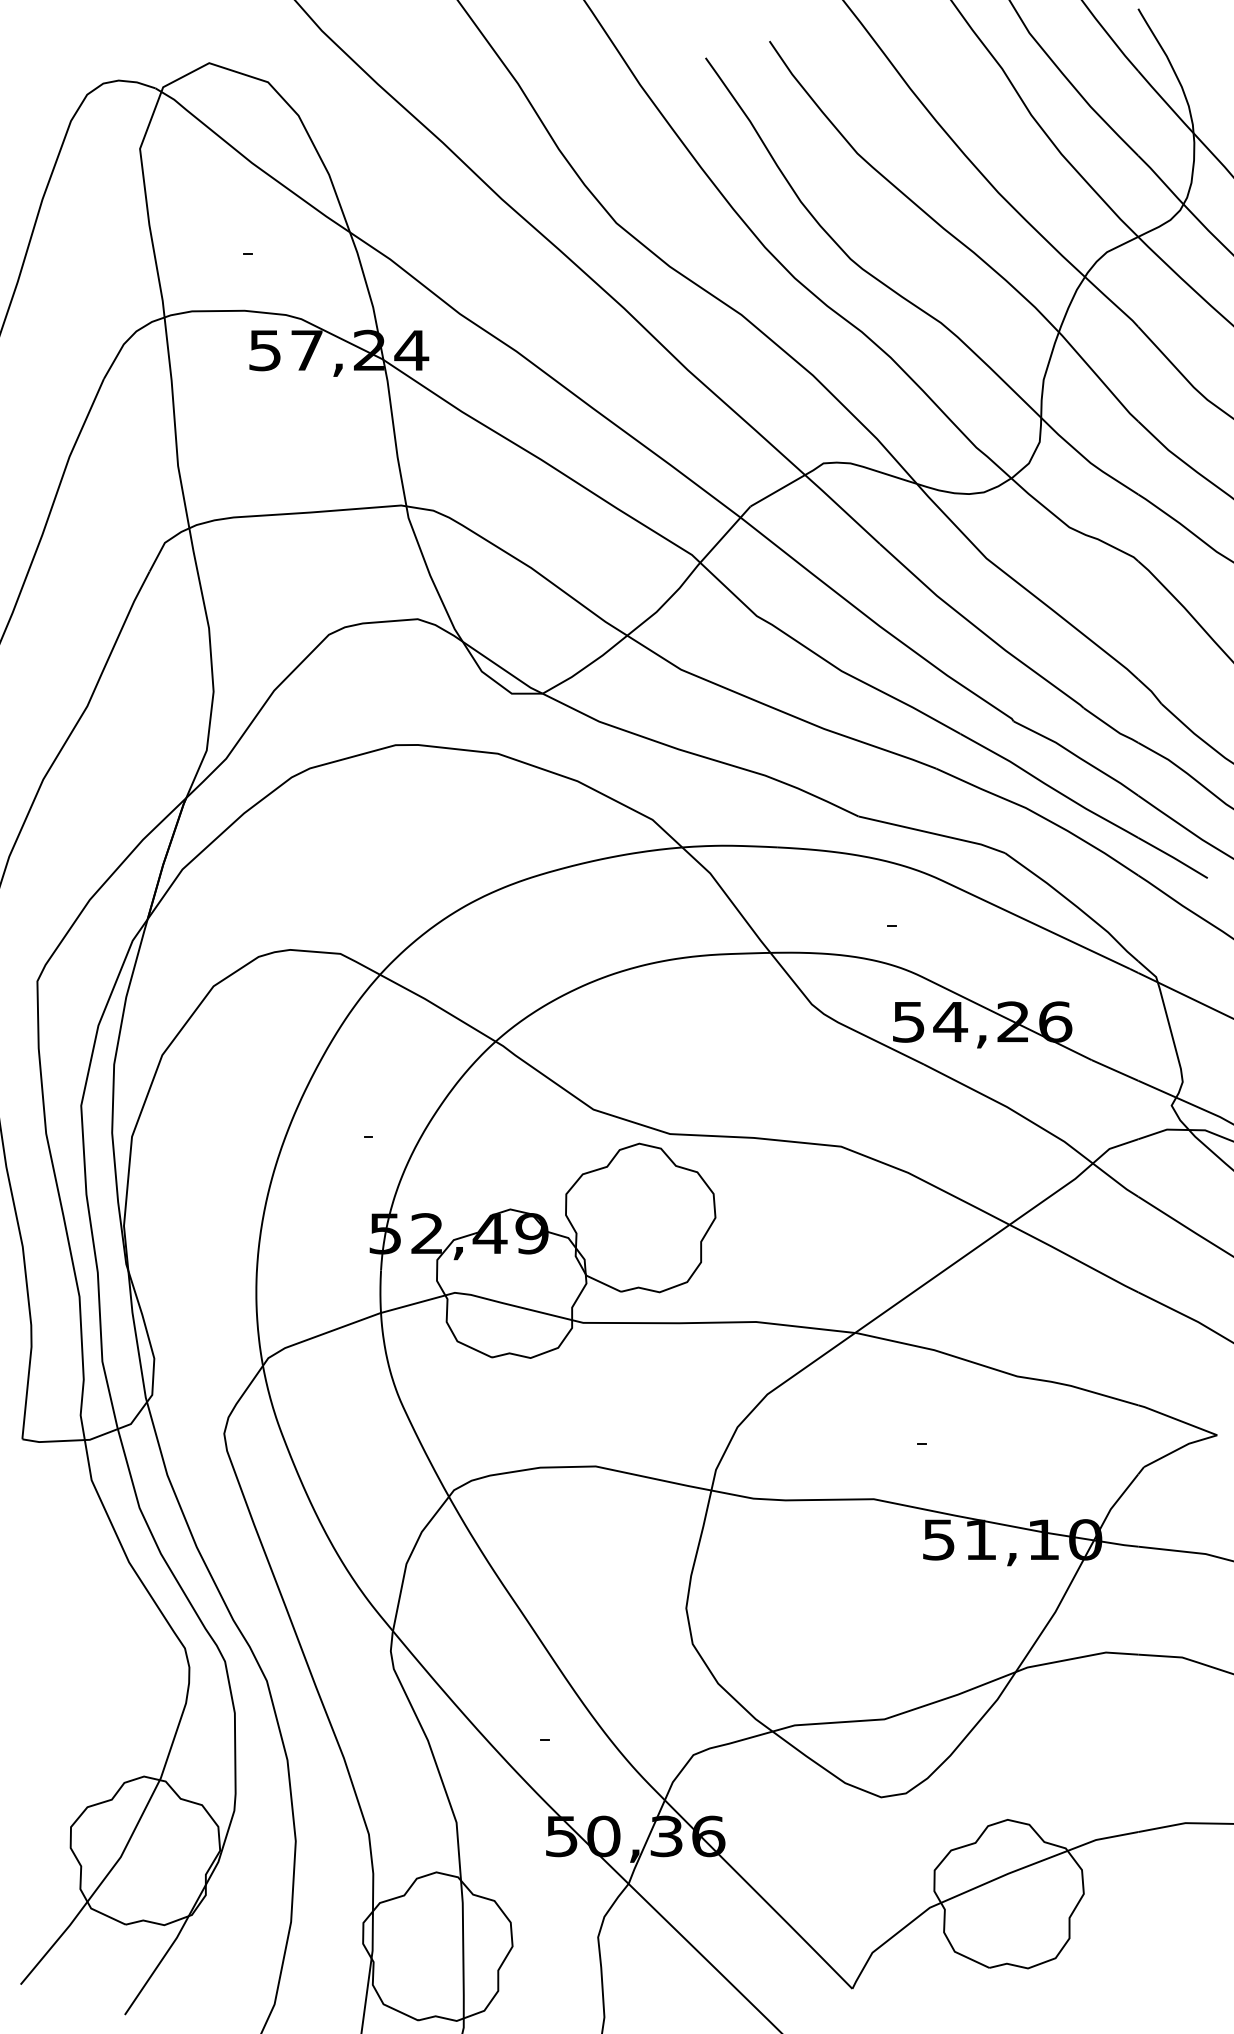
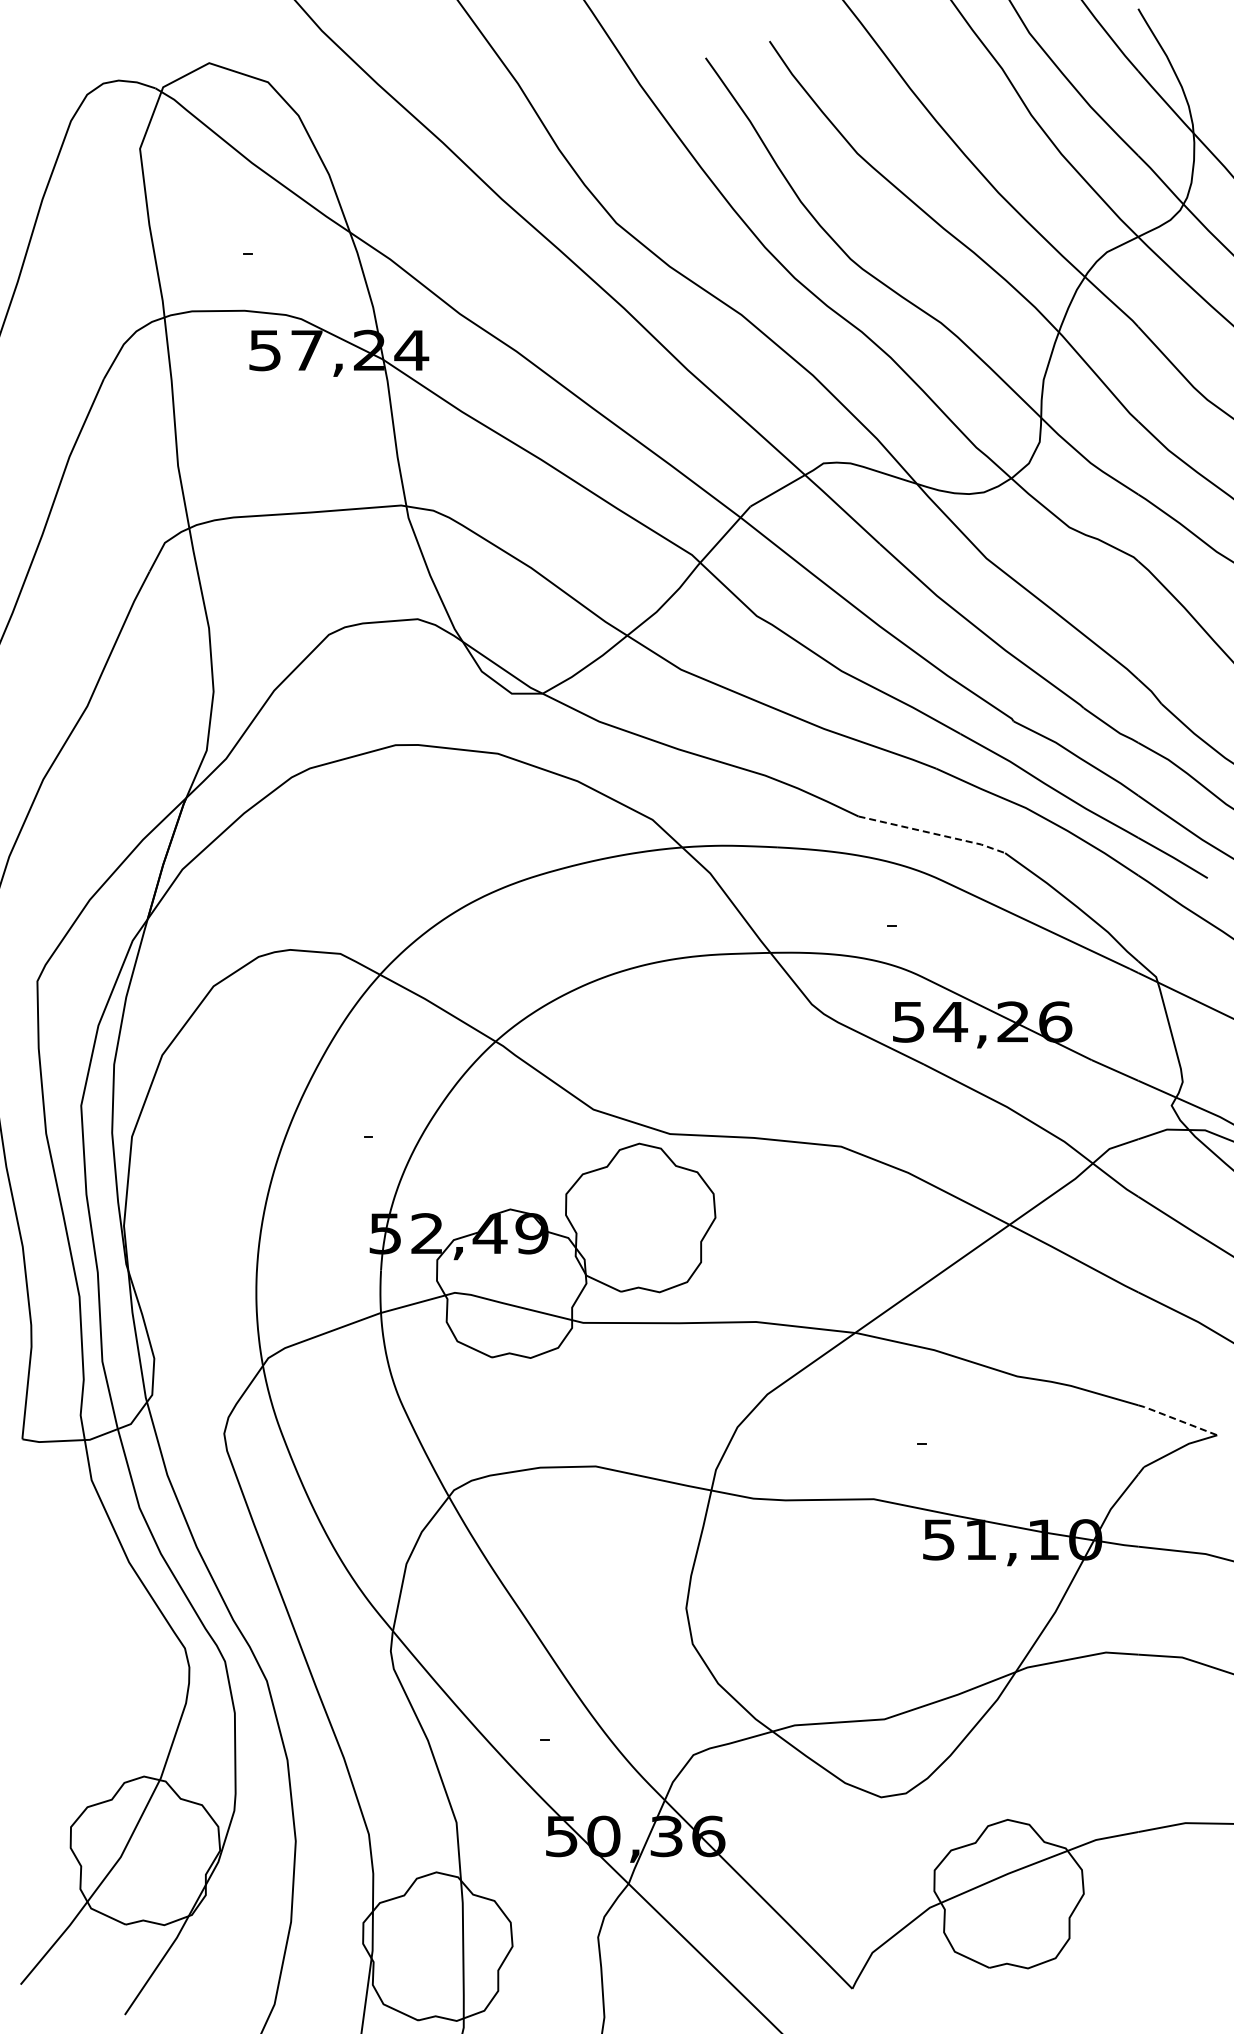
line: solid -> dashed (933, 833)
line: solid -> dashed (1177, 1419)
